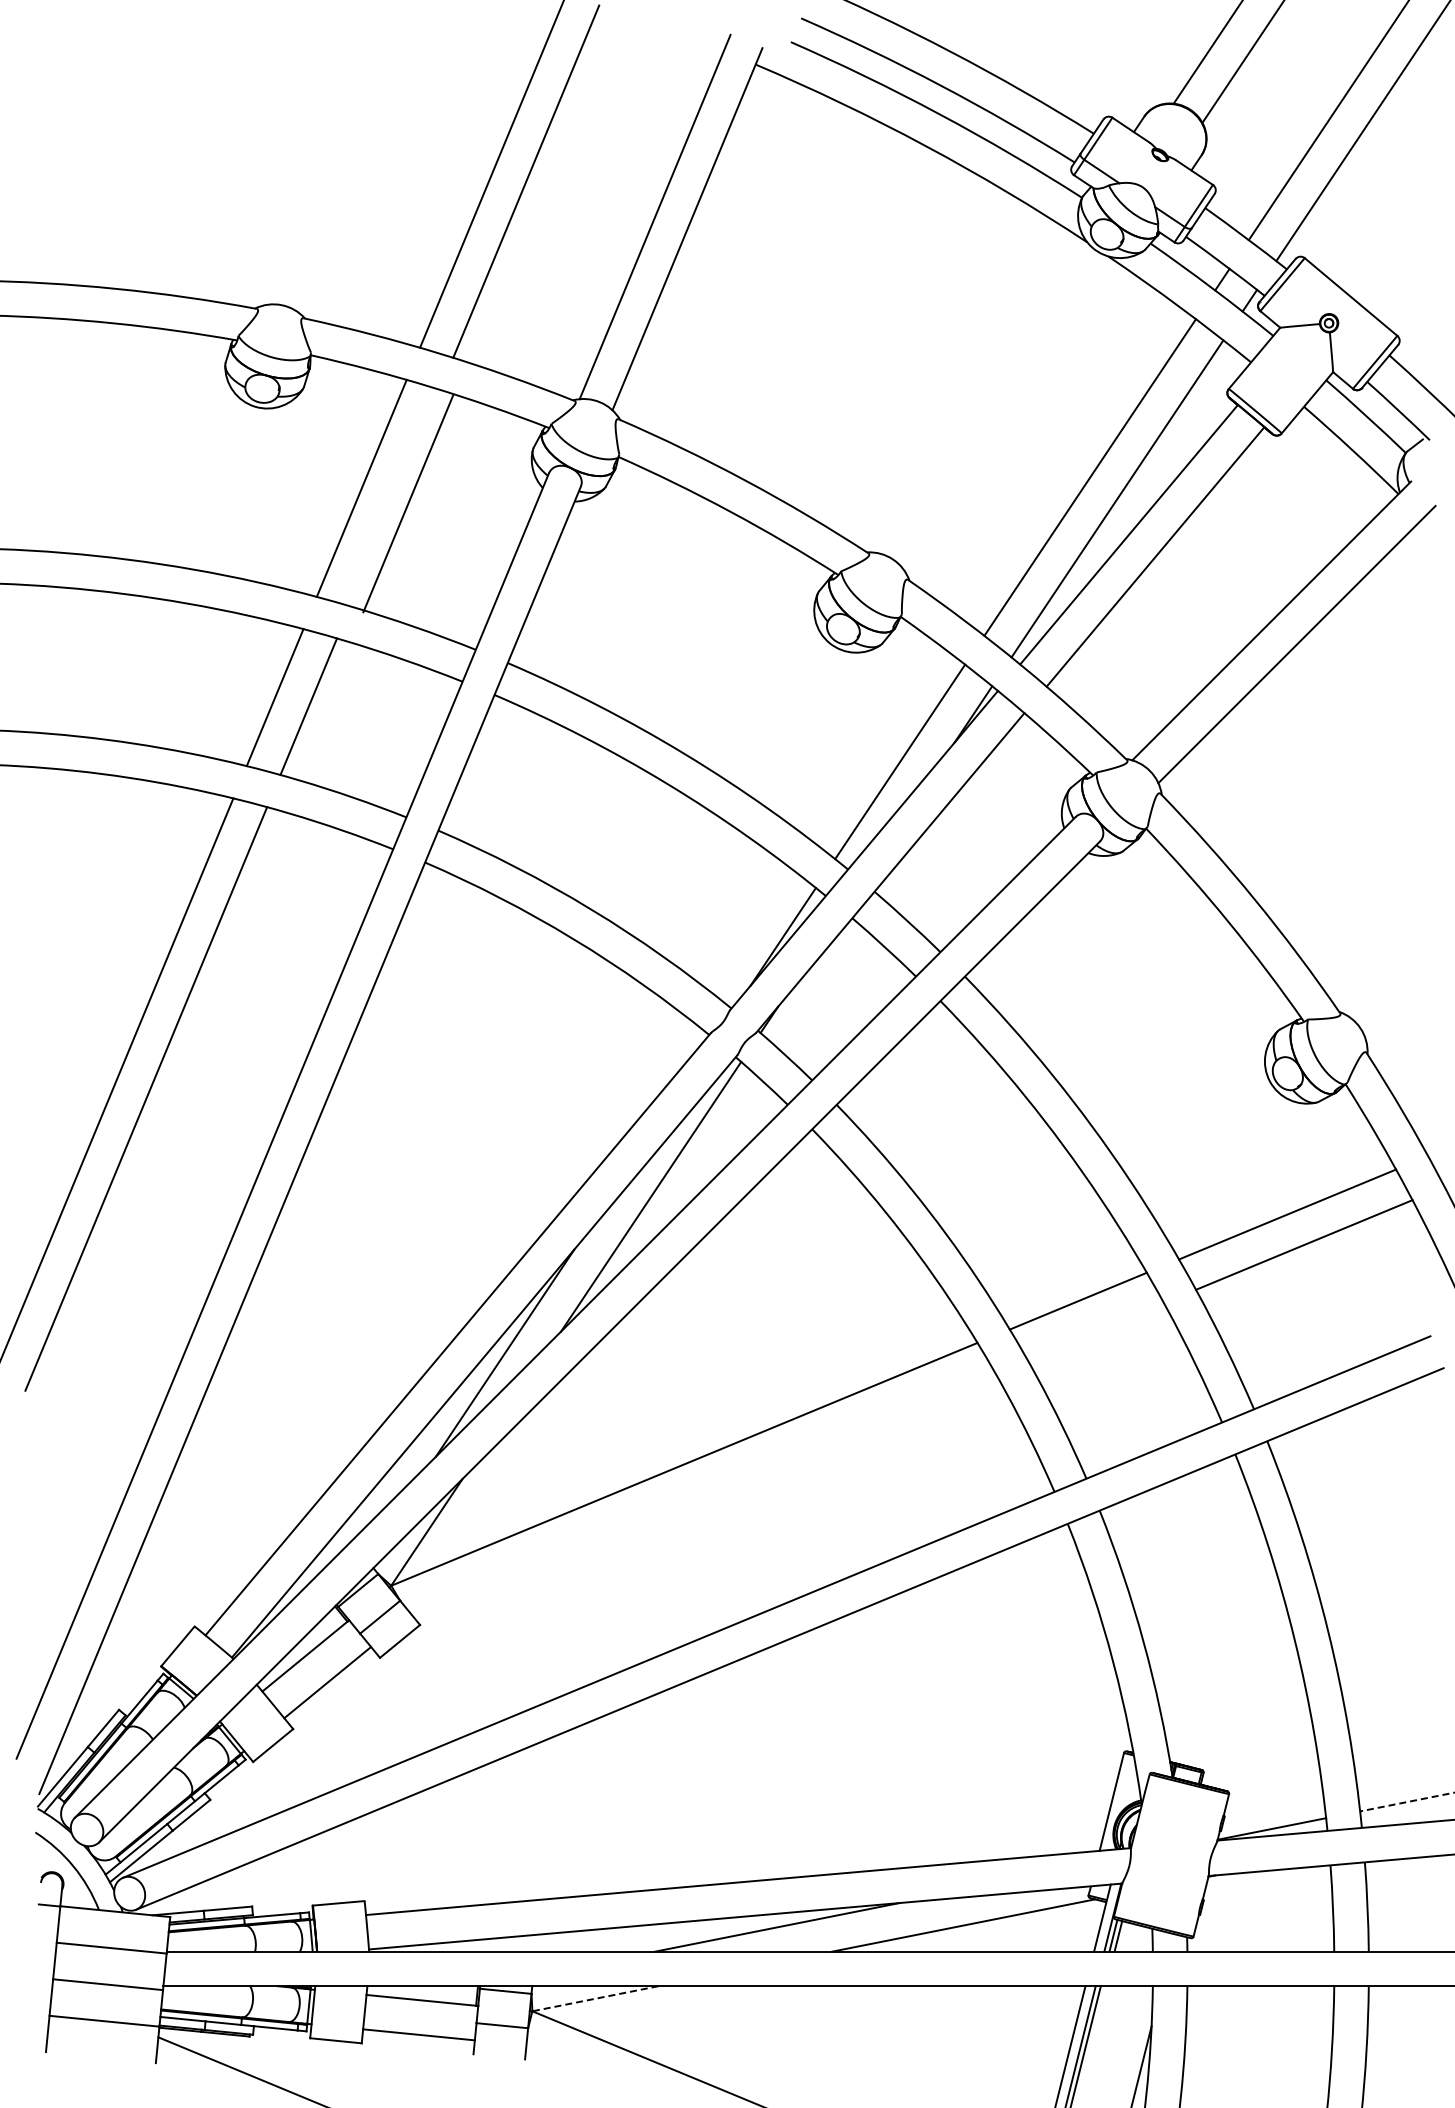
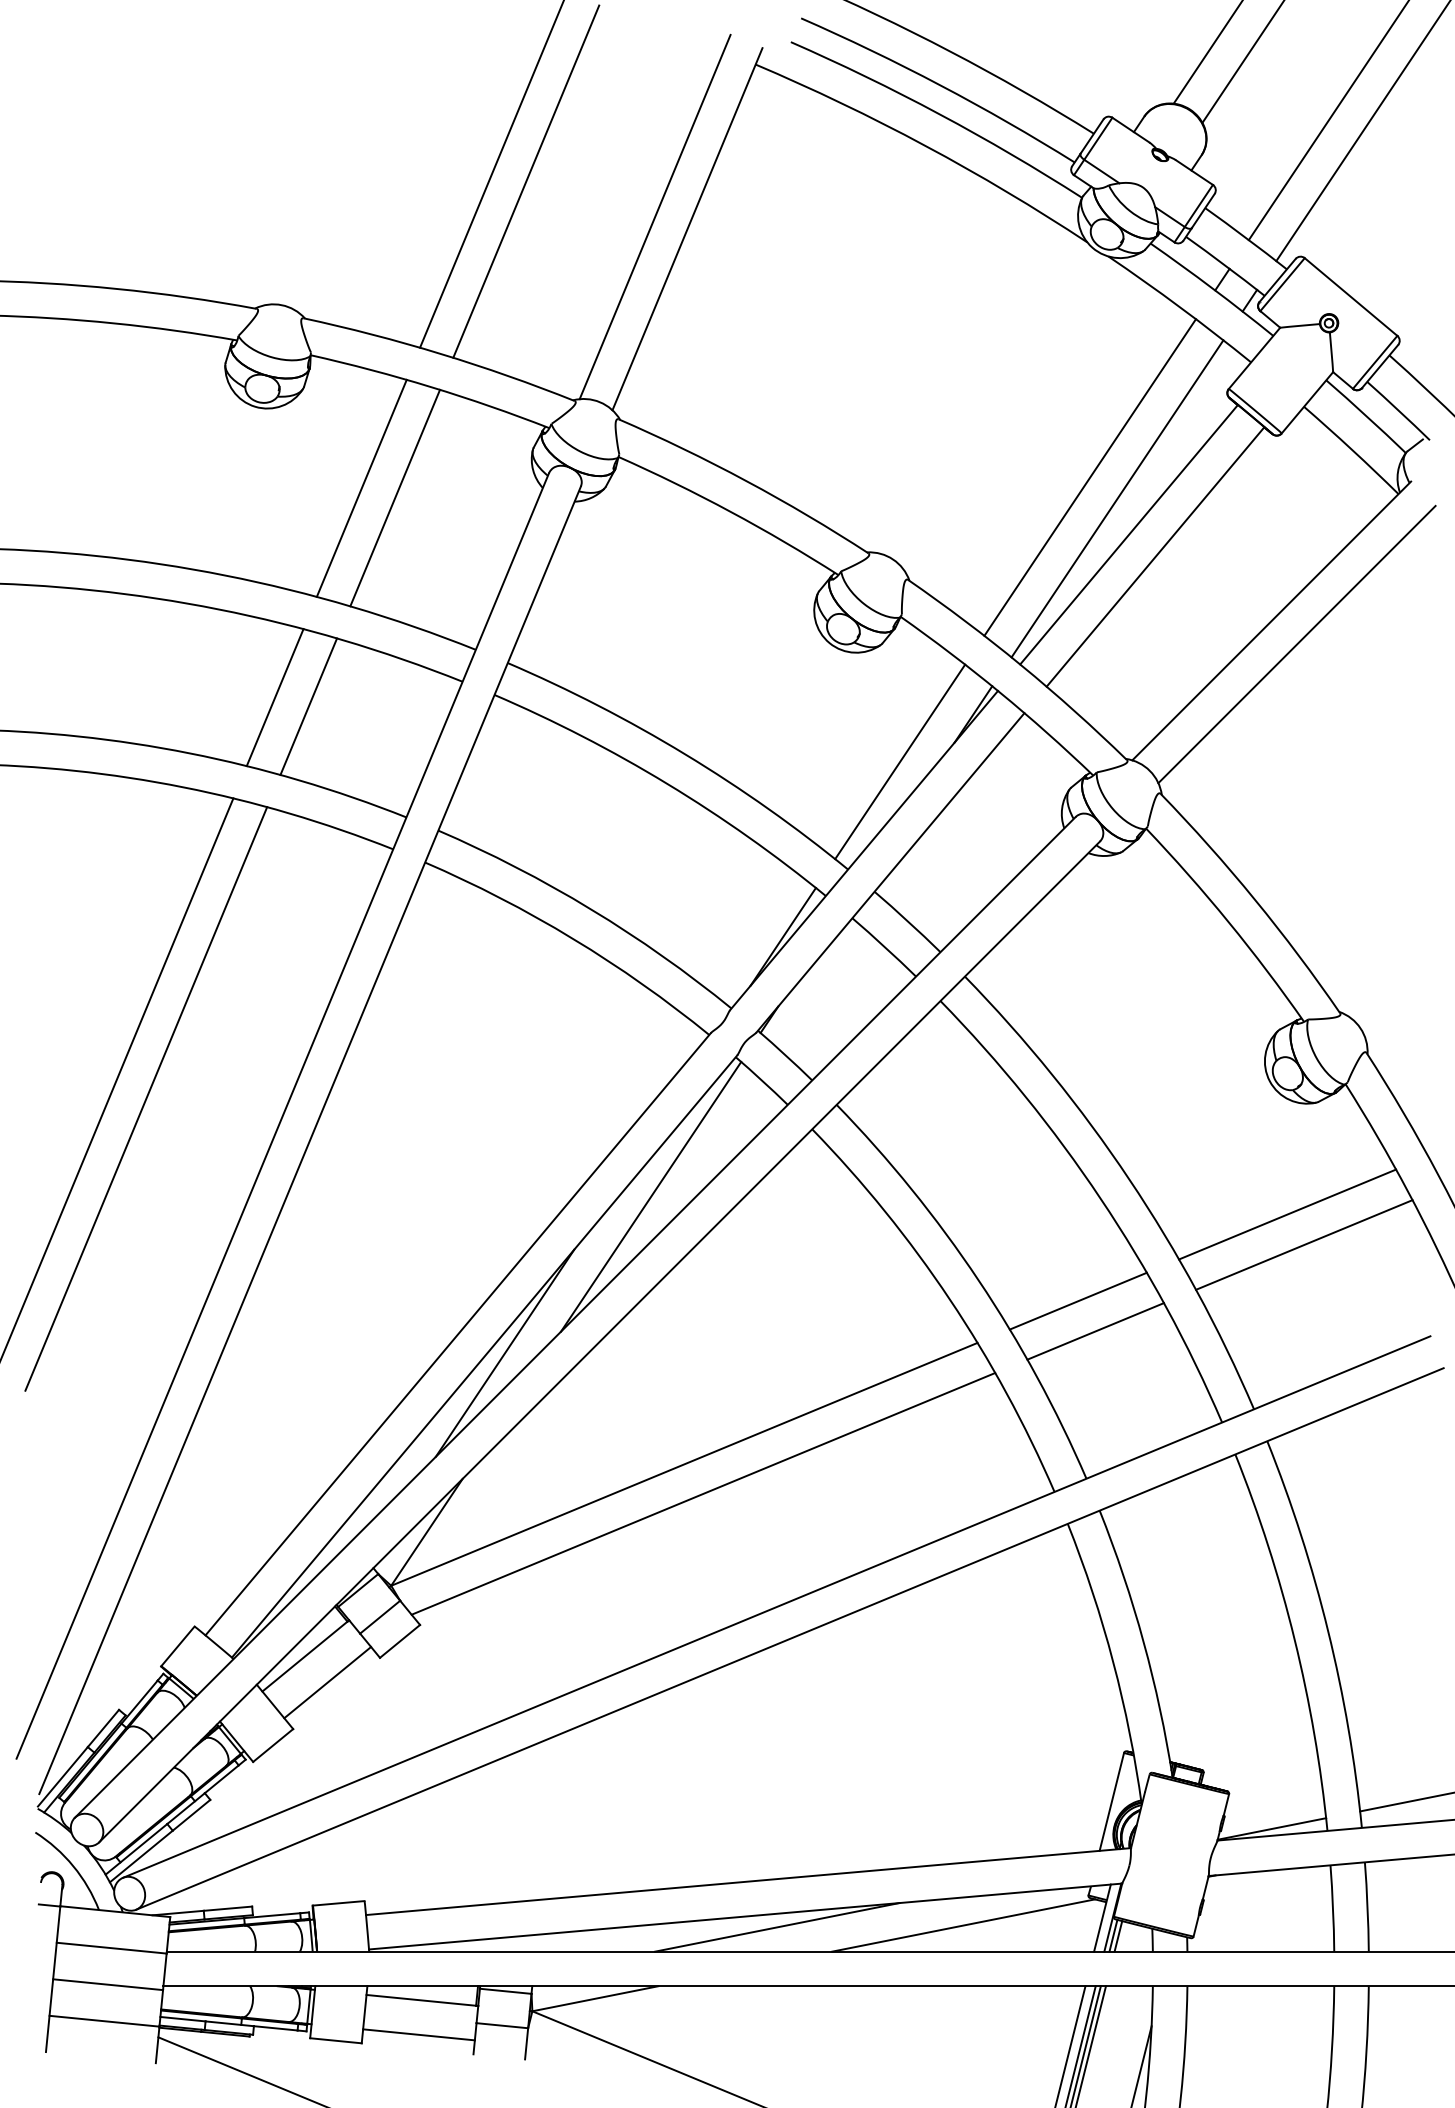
line position: (408, 503) -> (395, 497) (395, 497)
line: none -> present (1095, 1331)
line: none -> present (703, 1493)
line: dashed -> solid (1407, 1802)
line: dashed -> solid (594, 1998)
line: none -> present (1090, 2045)
